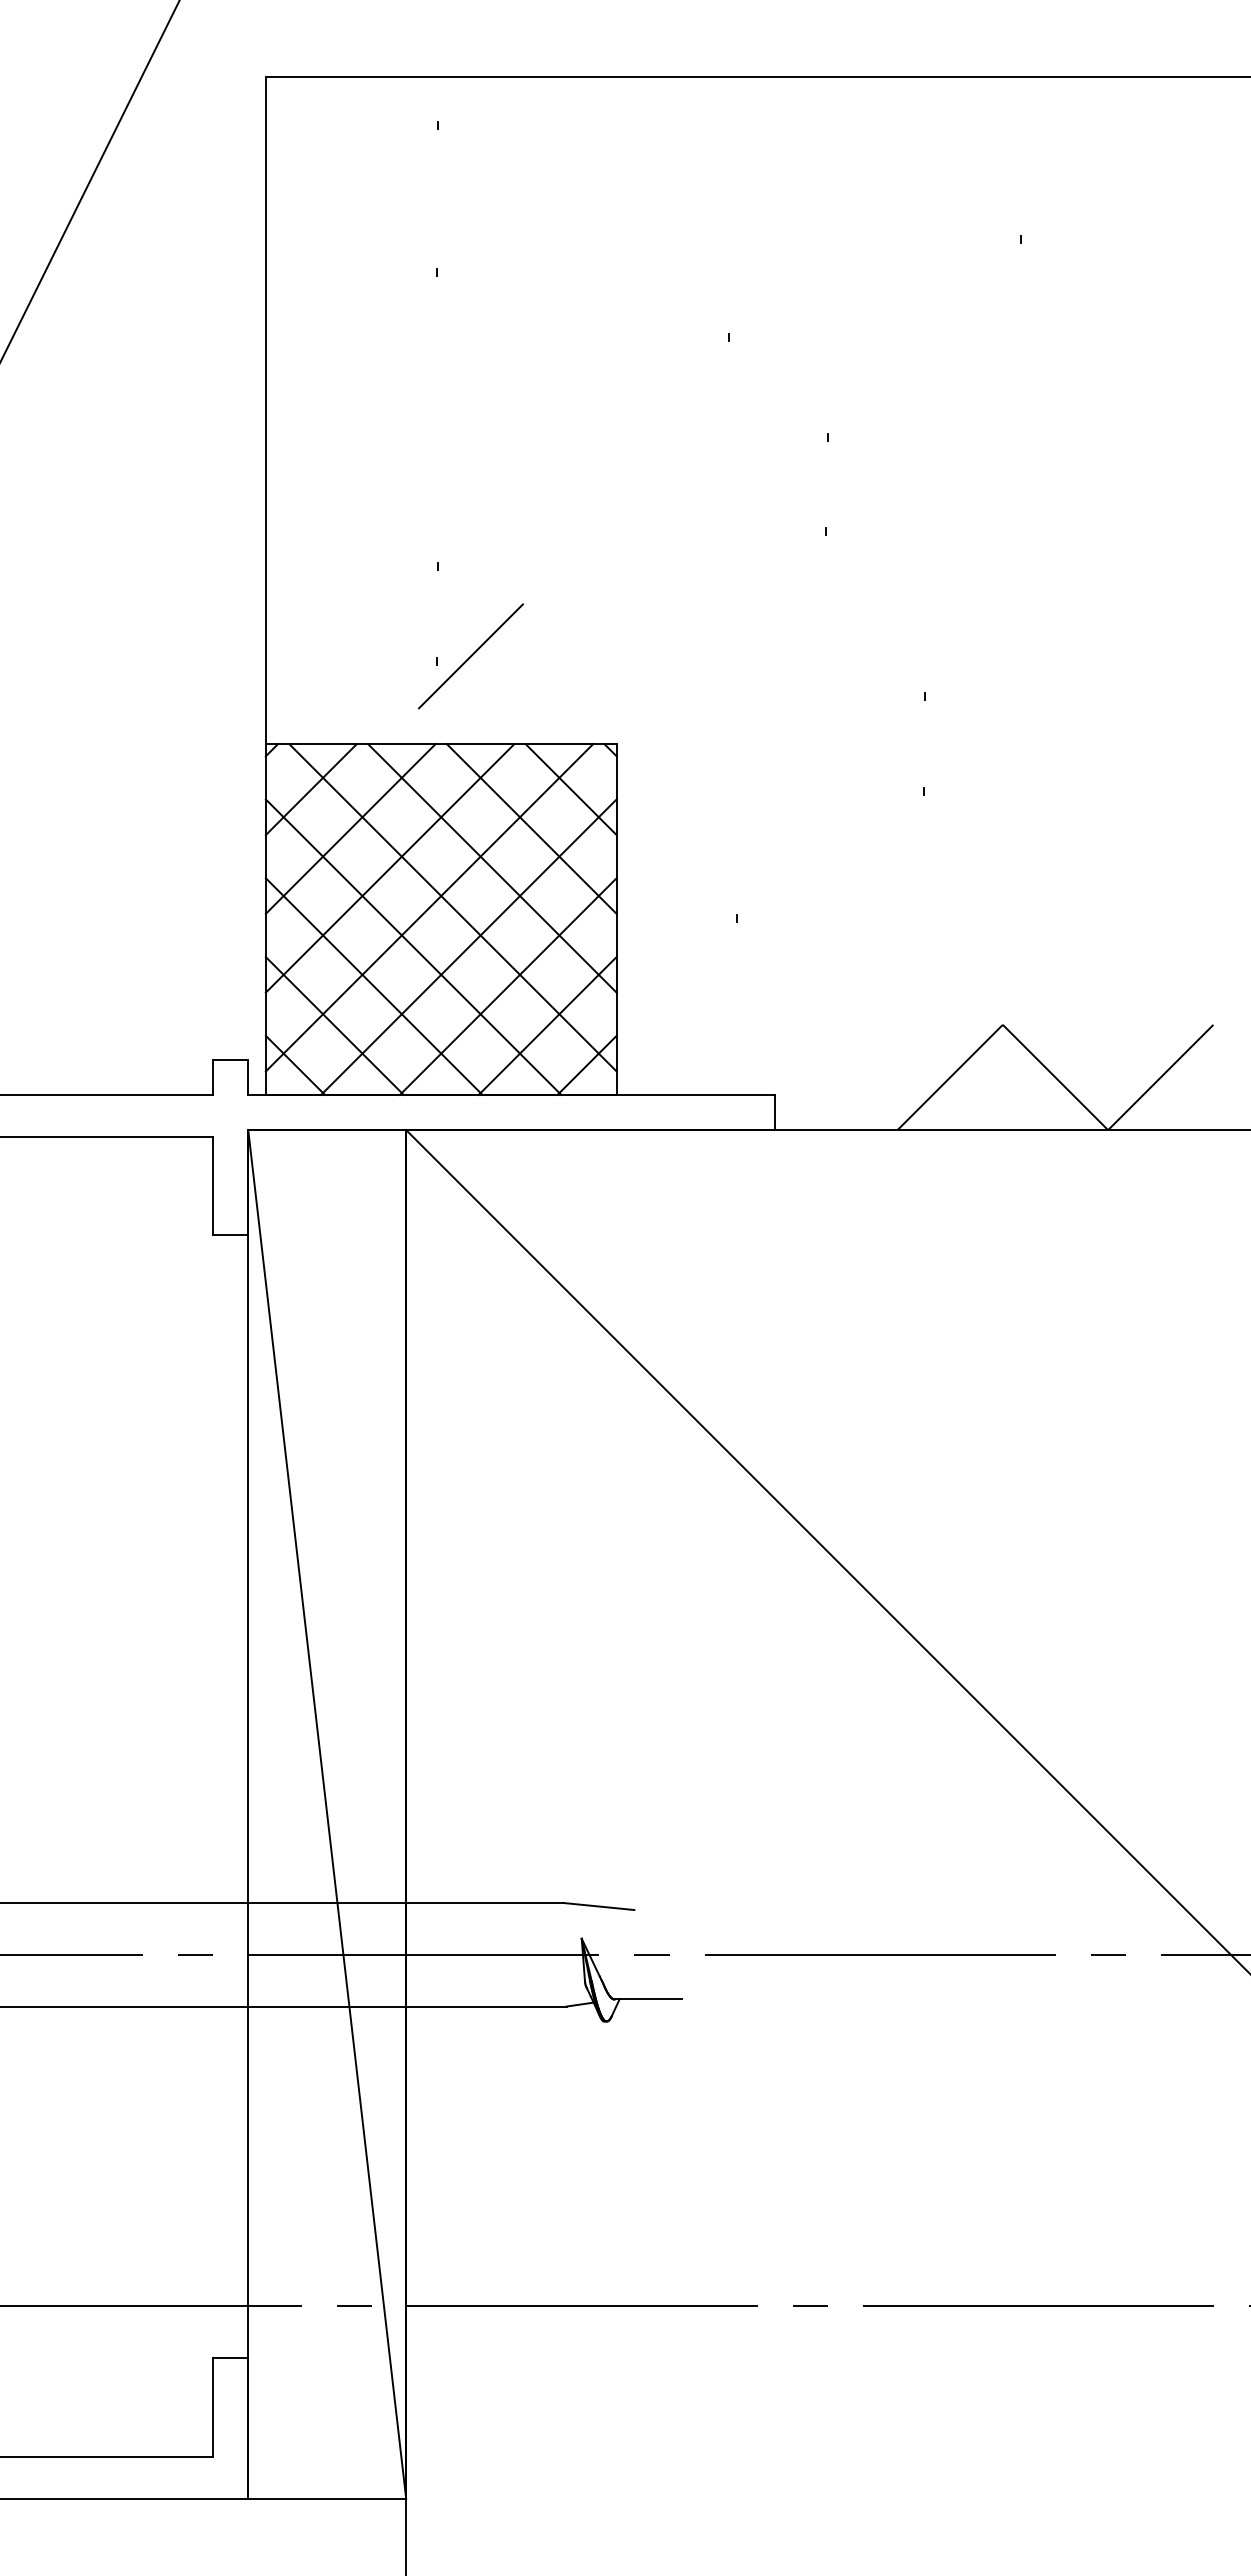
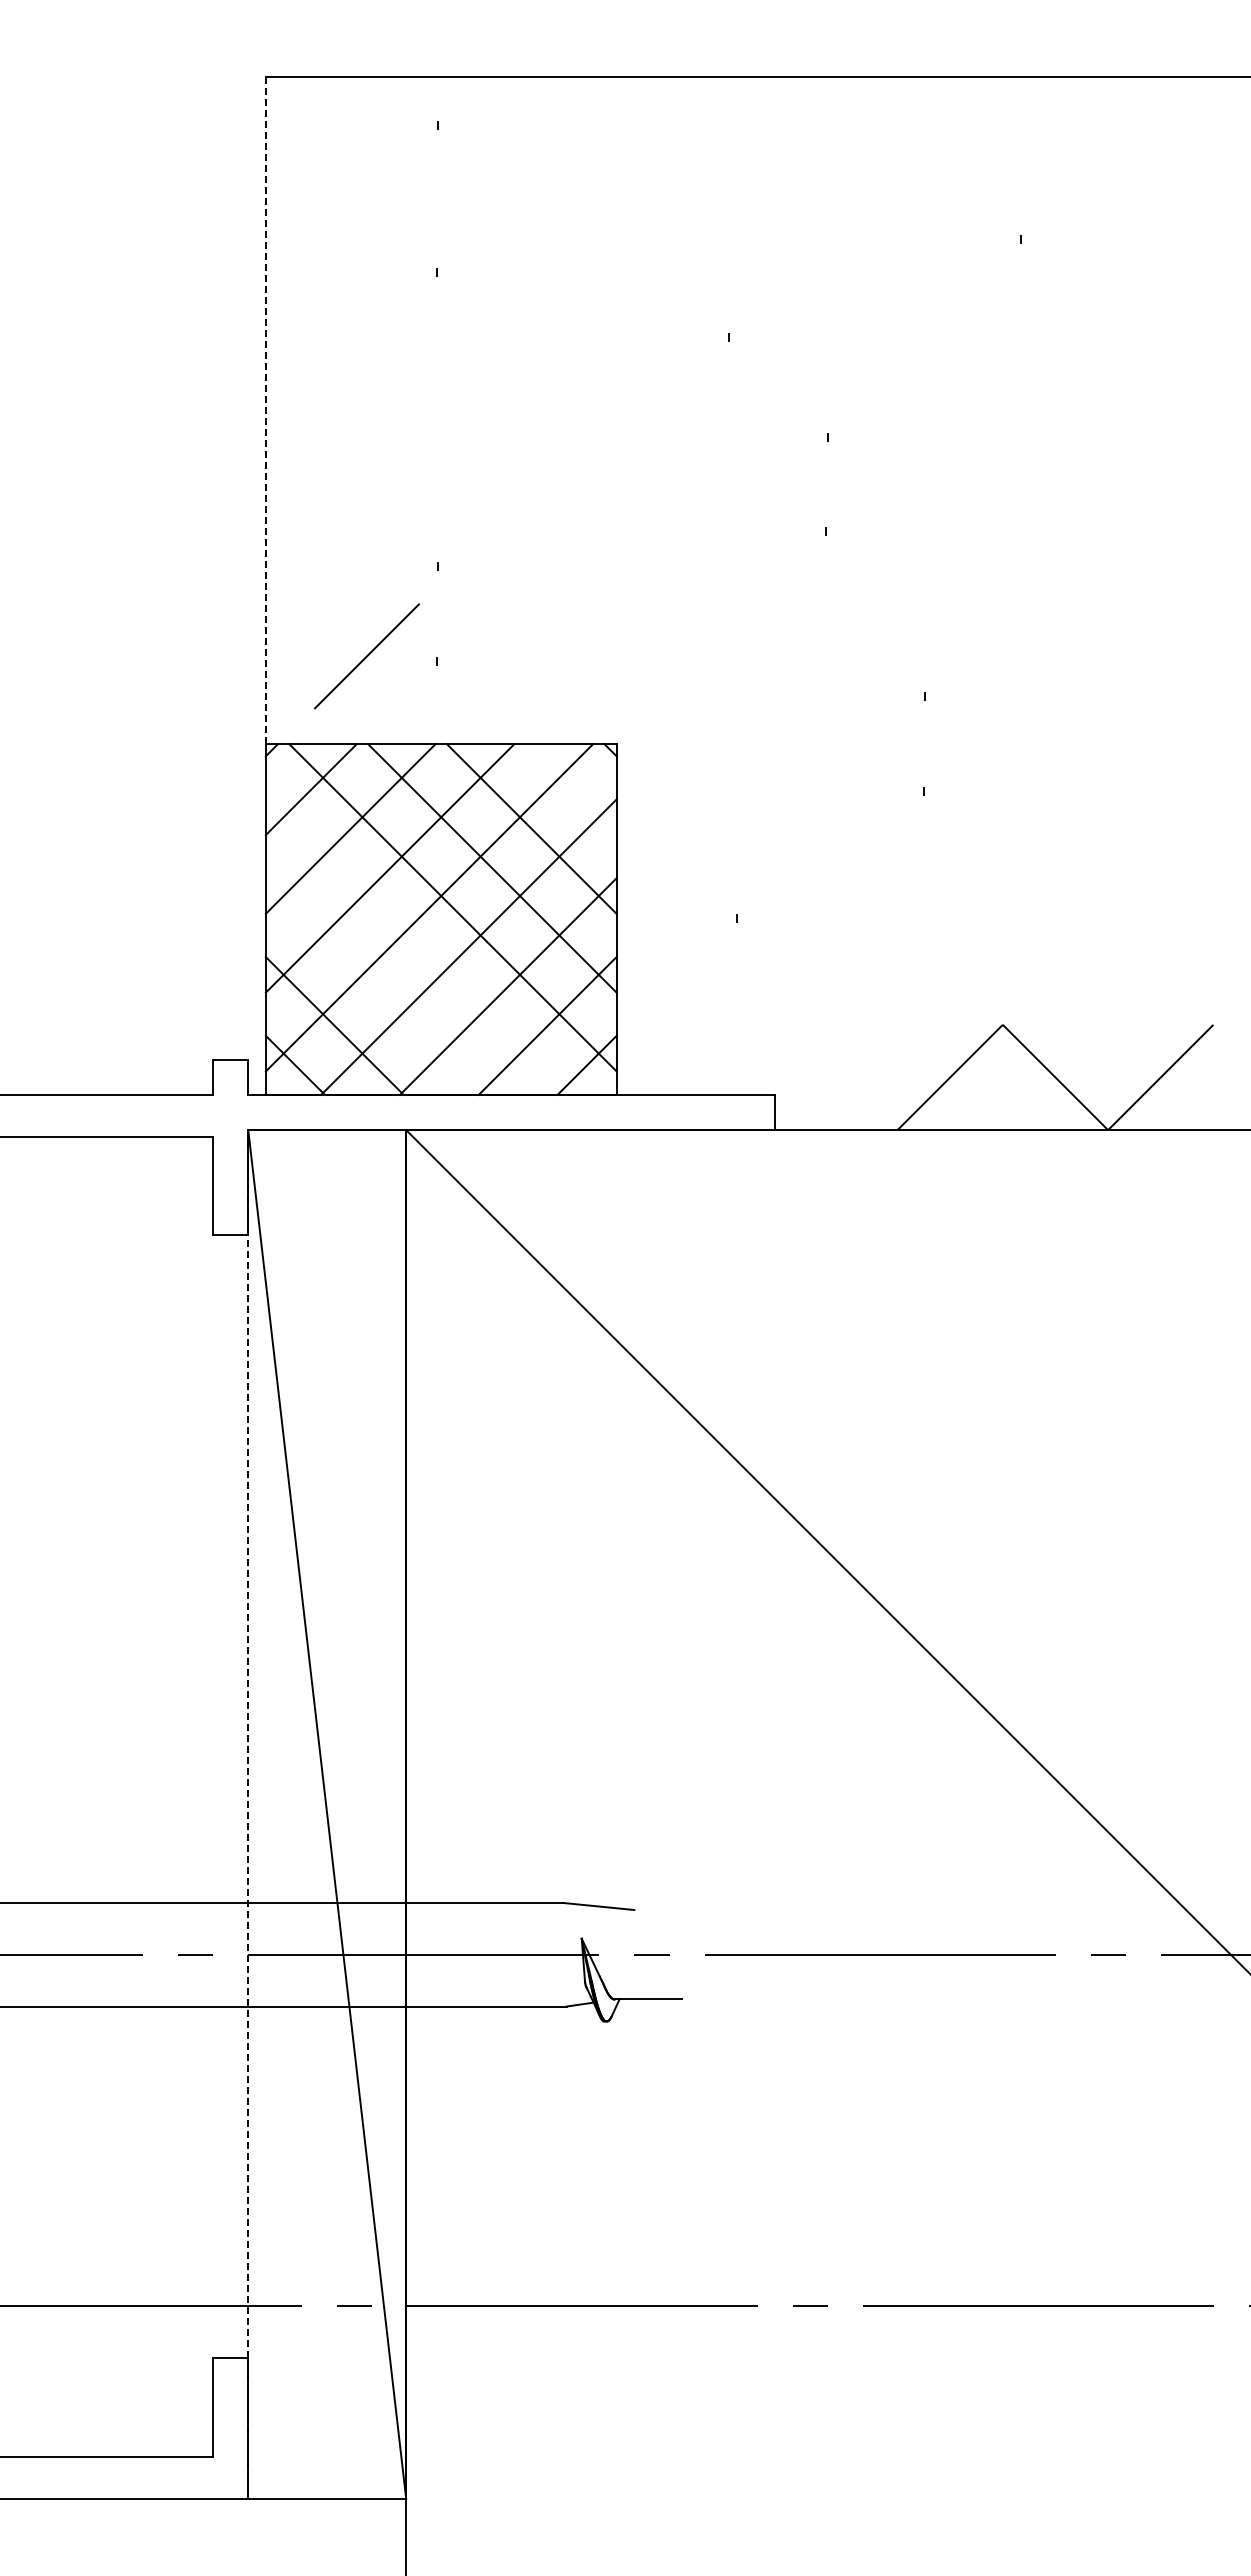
line: present -> none (90, 180)
line: solid -> dashed (265, 410)
line position: (470, 656) -> (366, 656) (366, 656)
line: present -> none (570, 789)
line: present -> none (413, 946)
line: present -> none (373, 986)
line: solid -> dashed (248, 1814)
